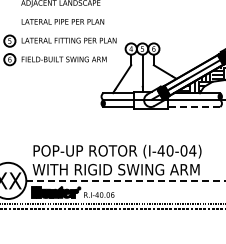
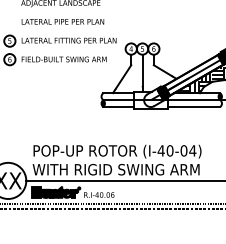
line: dashed -> solid (194, 106)
line: dashed -> solid (126, 180)
